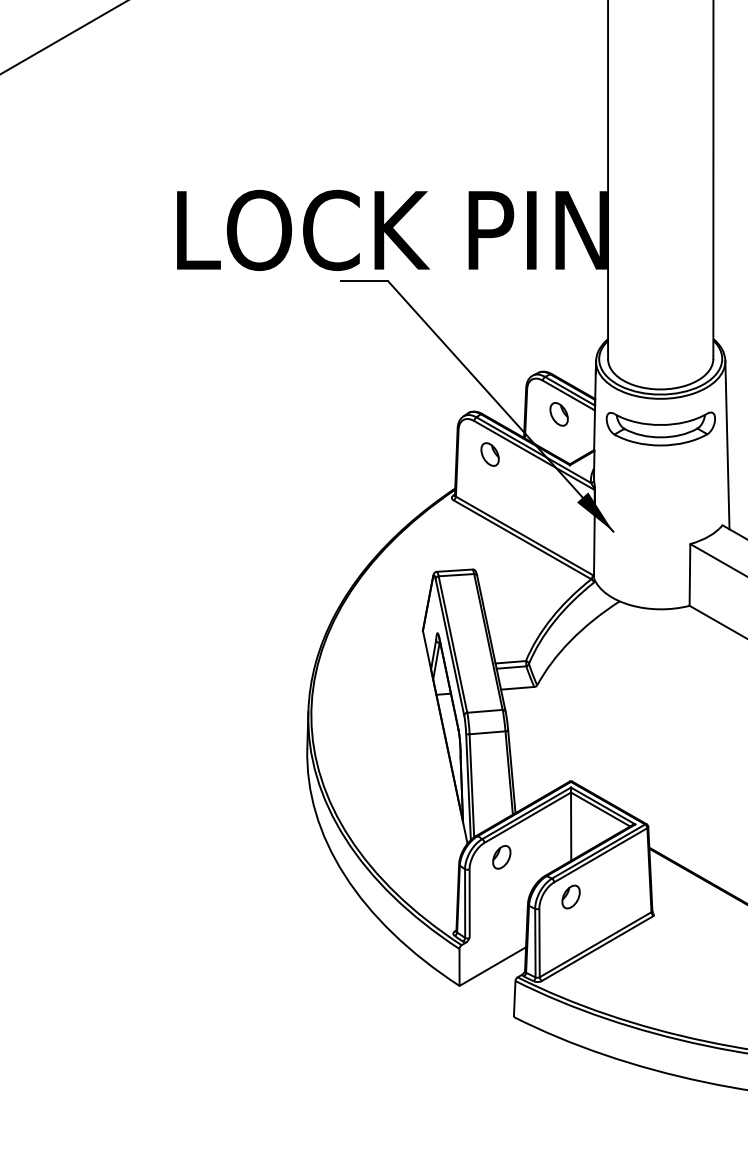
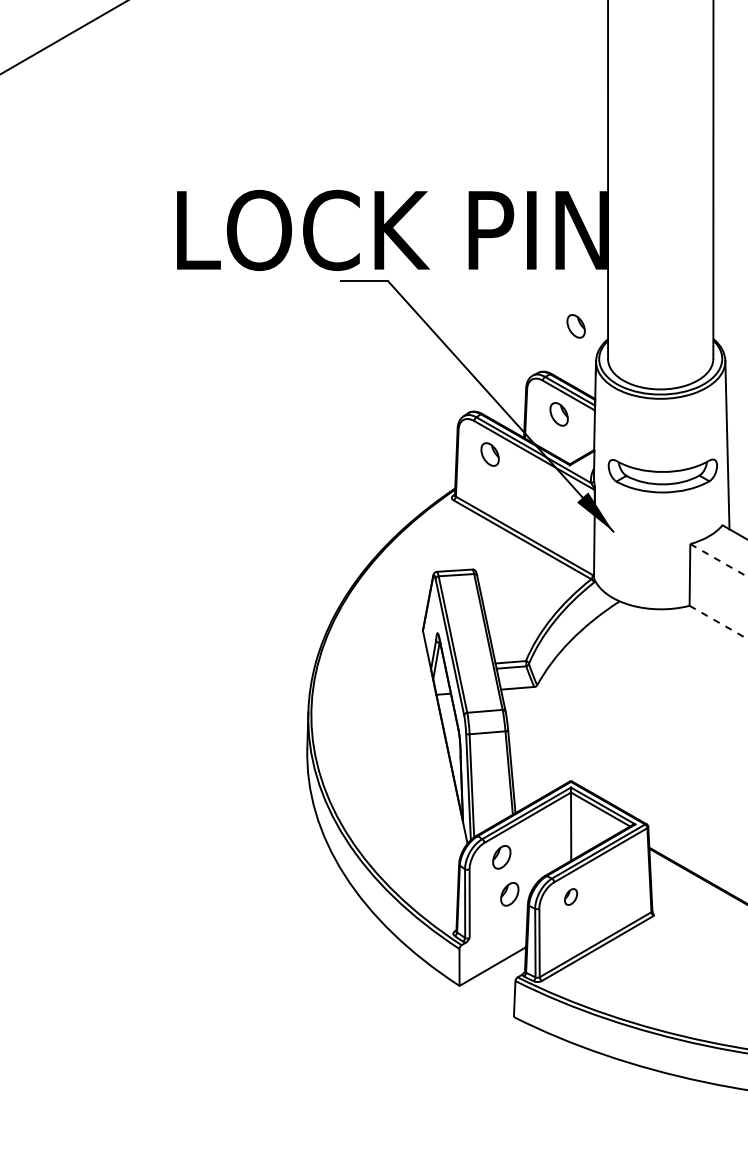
part: none -> present (575, 326)
part position: (660, 428) -> (662, 475) (662, 475)
line: solid -> dashed (718, 560)
line: solid -> dashed (718, 622)
part: none -> present (509, 894)
part size: 20x26 px -> 15x18 px (571, 896)
